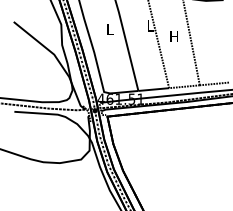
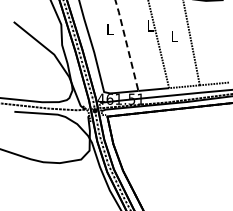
text: H -> L (173, 36)
line: solid -> dashed (127, 45)
